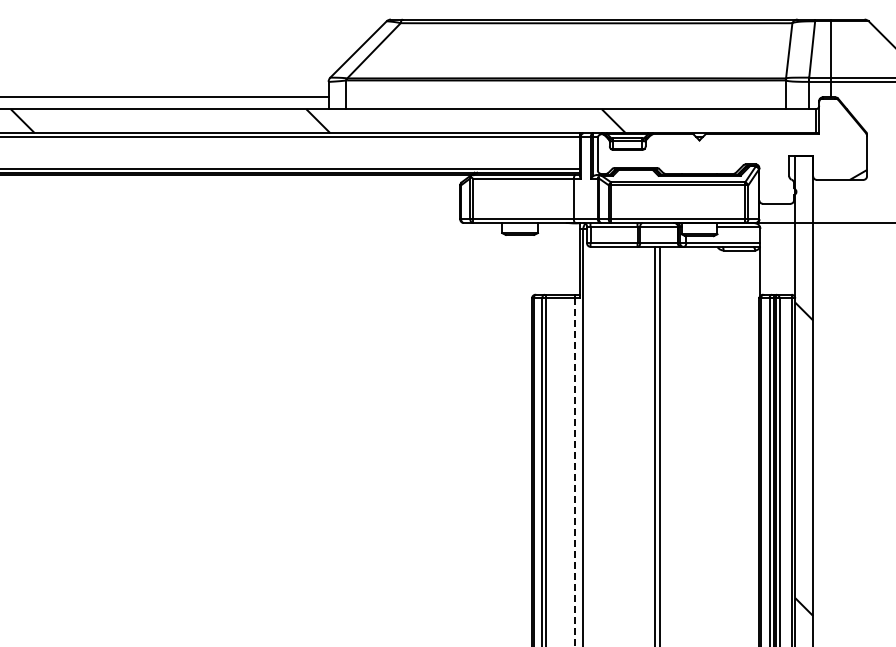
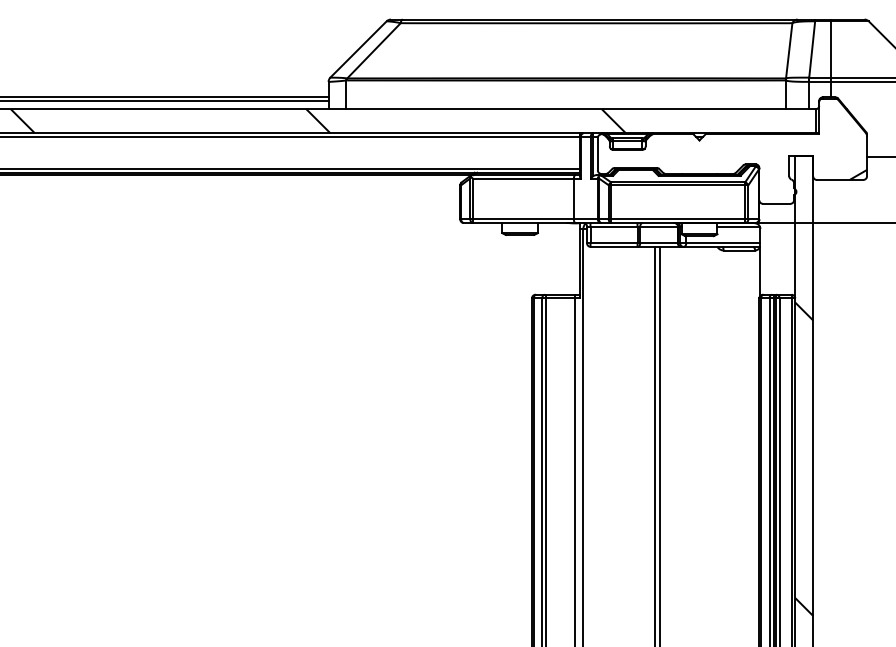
line: none -> present (165, 100)
line: none -> present (879, 157)
line: dashed -> solid (574, 472)
